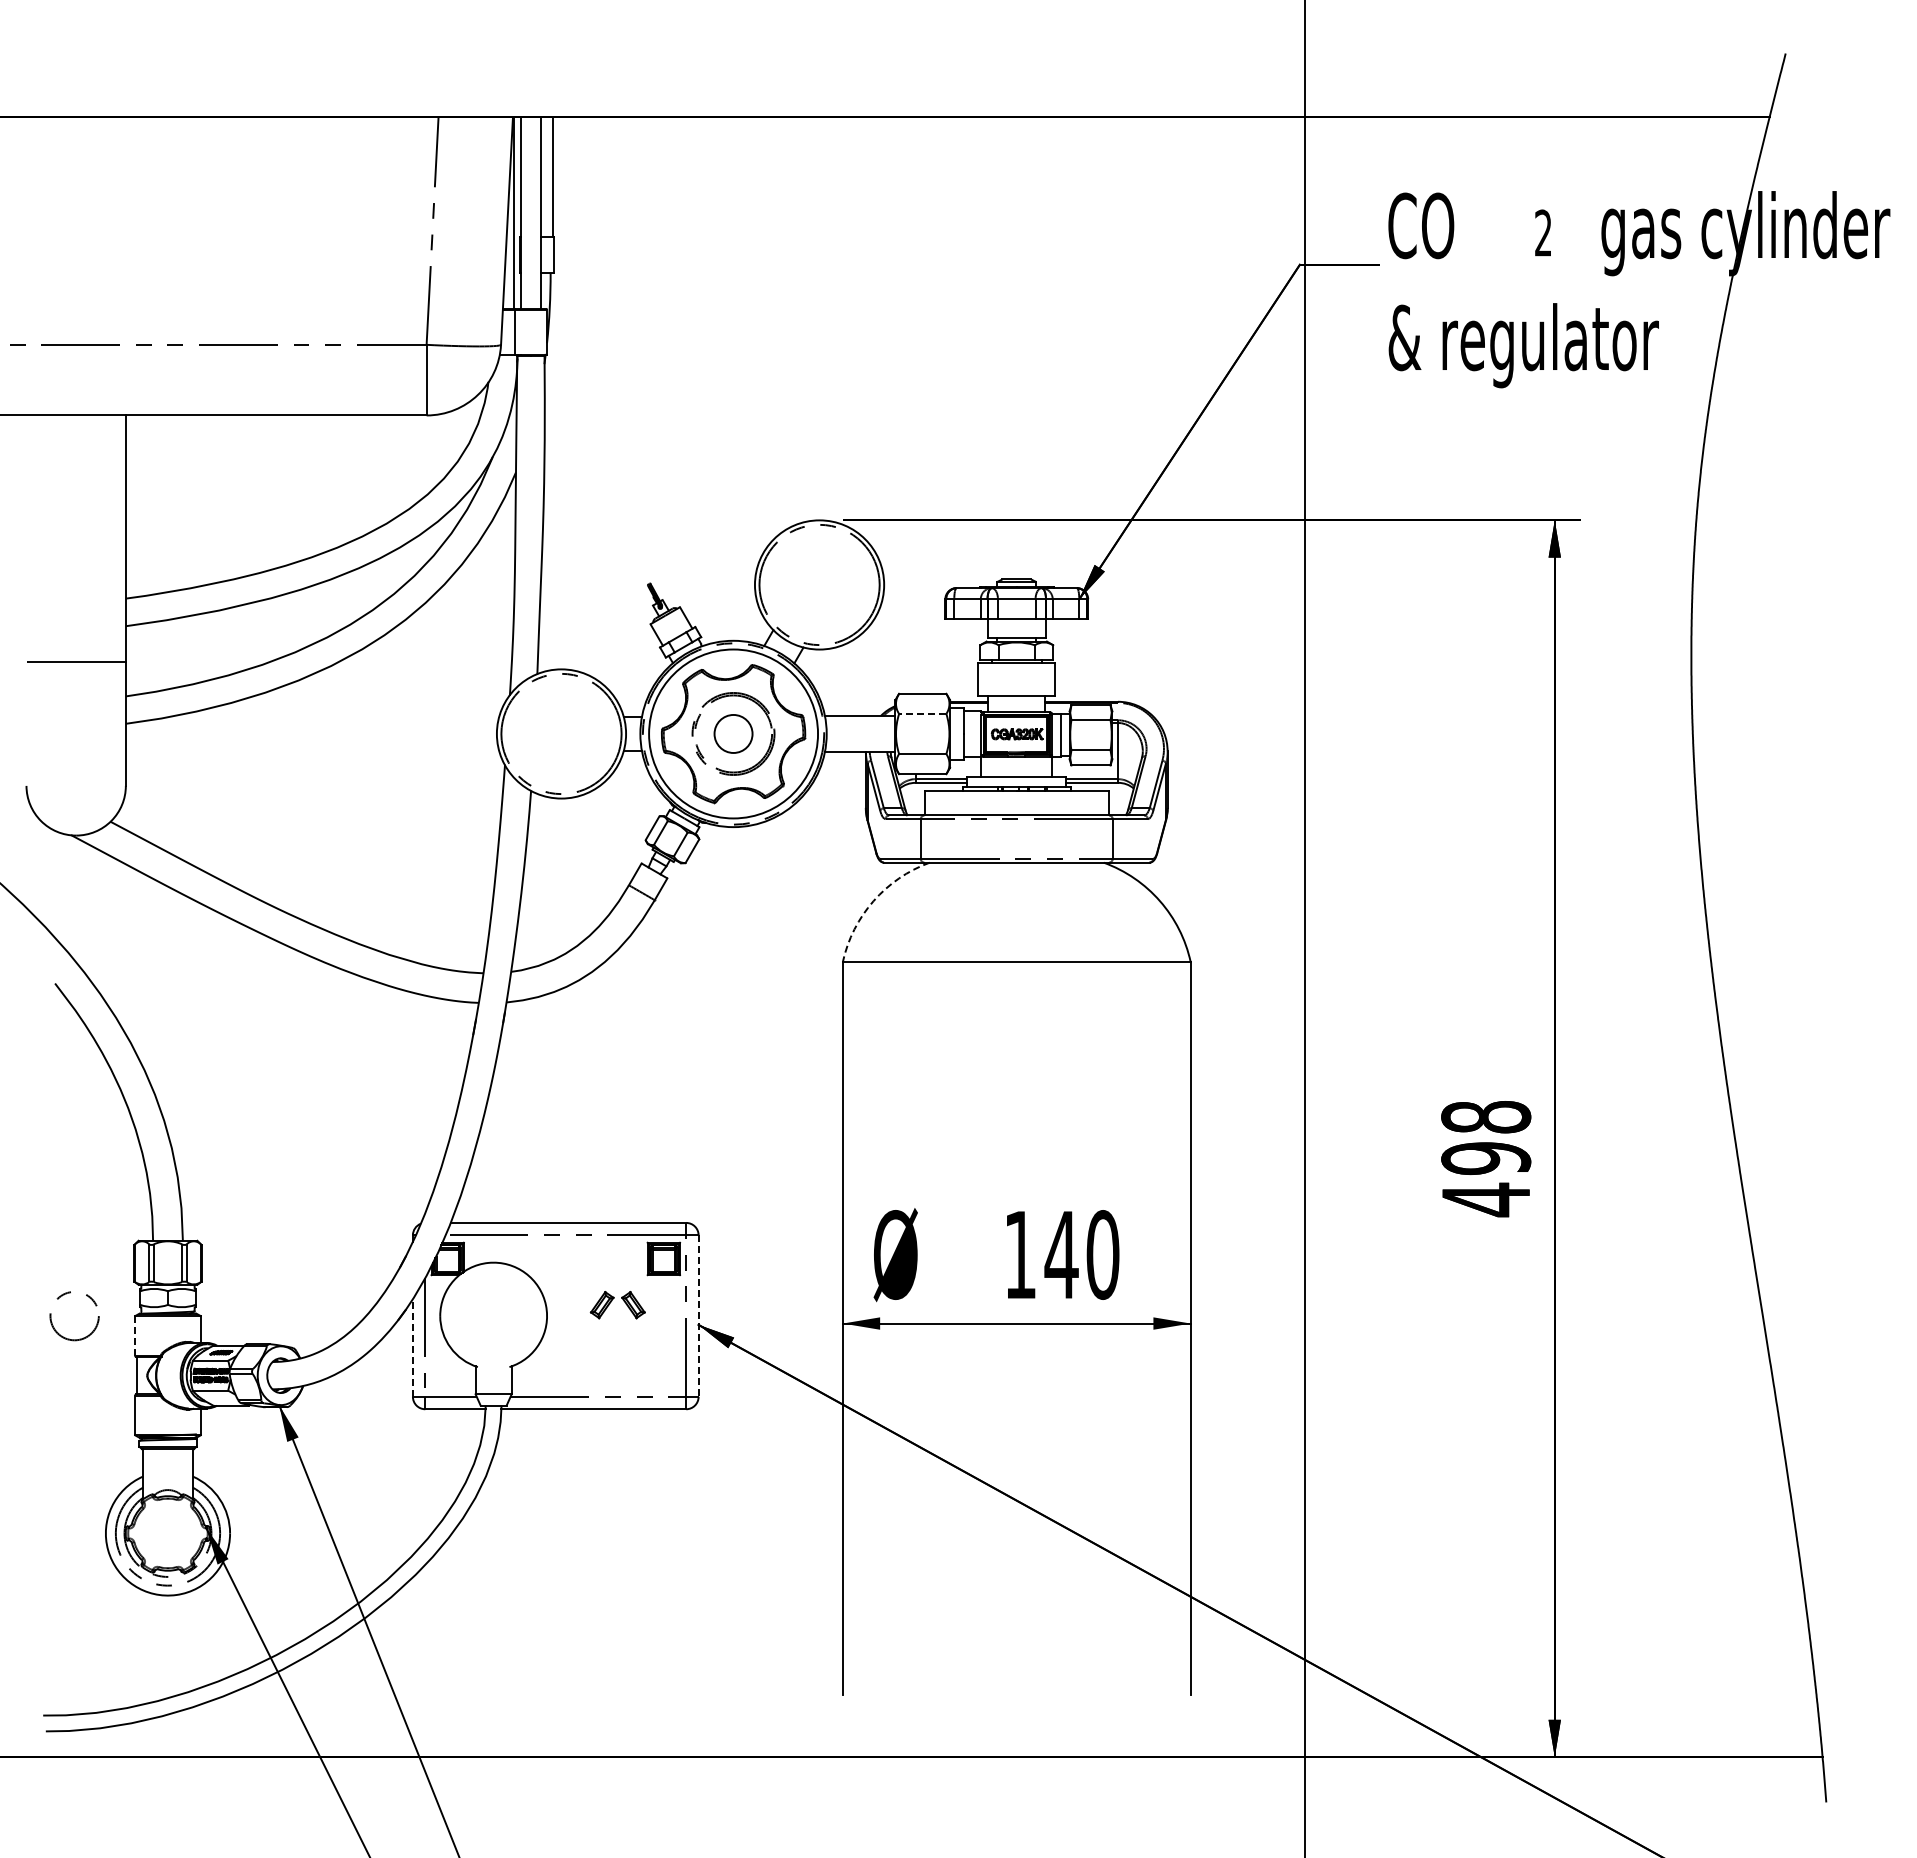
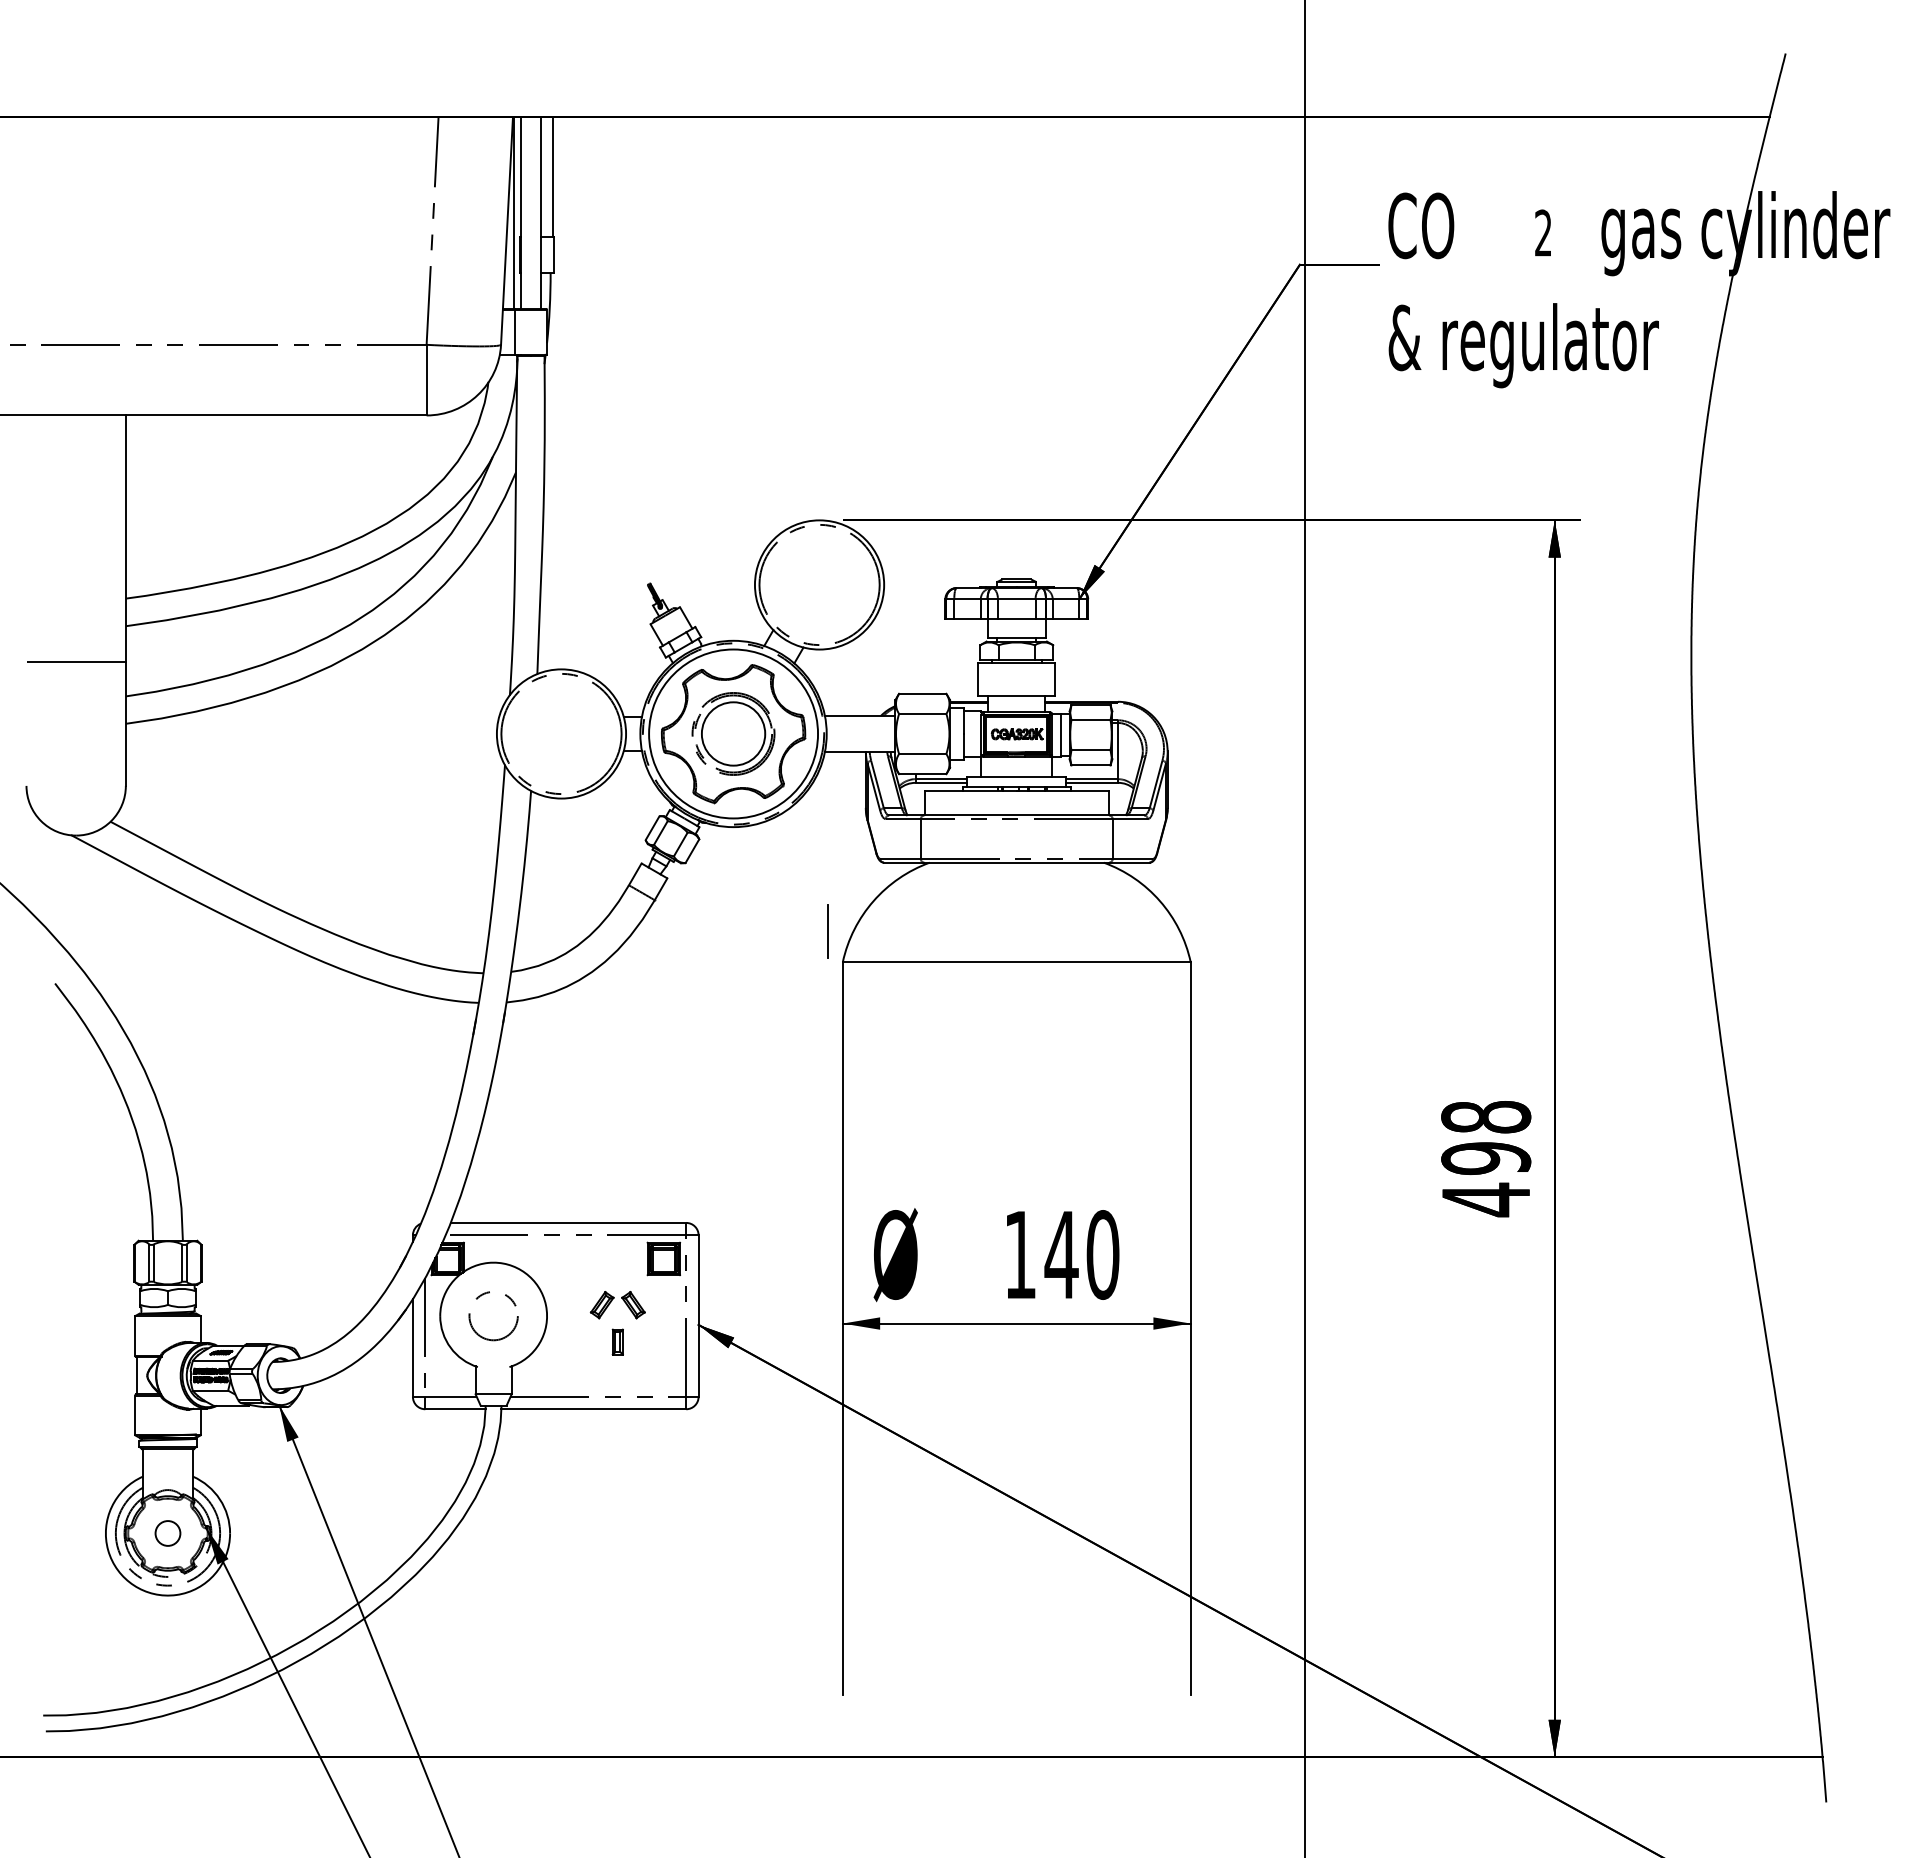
line: dashed -> solid (922, 713)
circle diameter: 38 px -> 63 px (733, 733)
arc: dashed -> solid (873, 901)
line: none -> present (828, 931)
circle position: (74, 1316) -> (493, 1316) (493, 1316)
line: dashed -> solid (698, 1316)
line: dashed -> solid (135, 1335)
part: none -> present (617, 1341)
line: dashed -> solid (412, 1348)
circle: none -> present (167, 1533)
